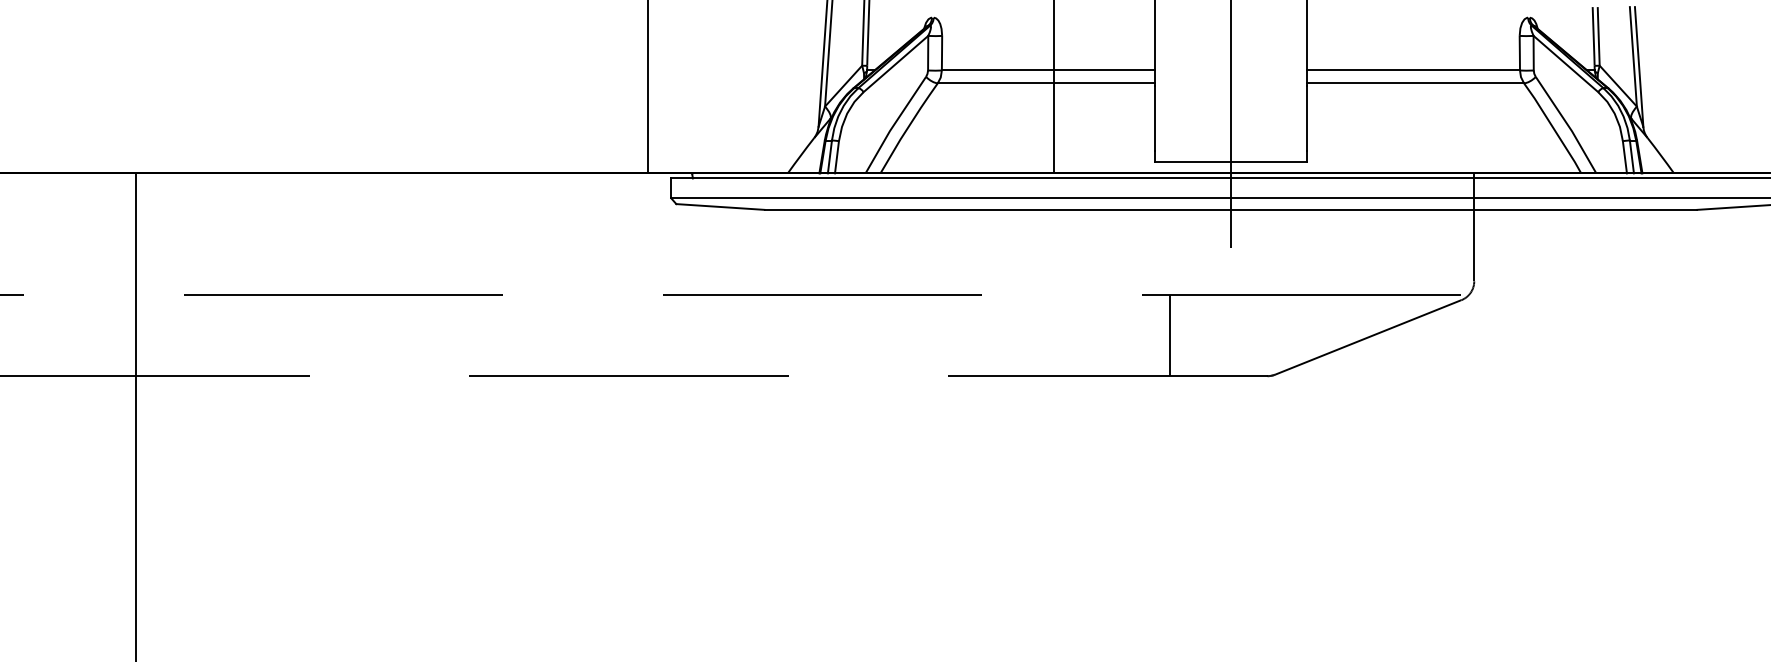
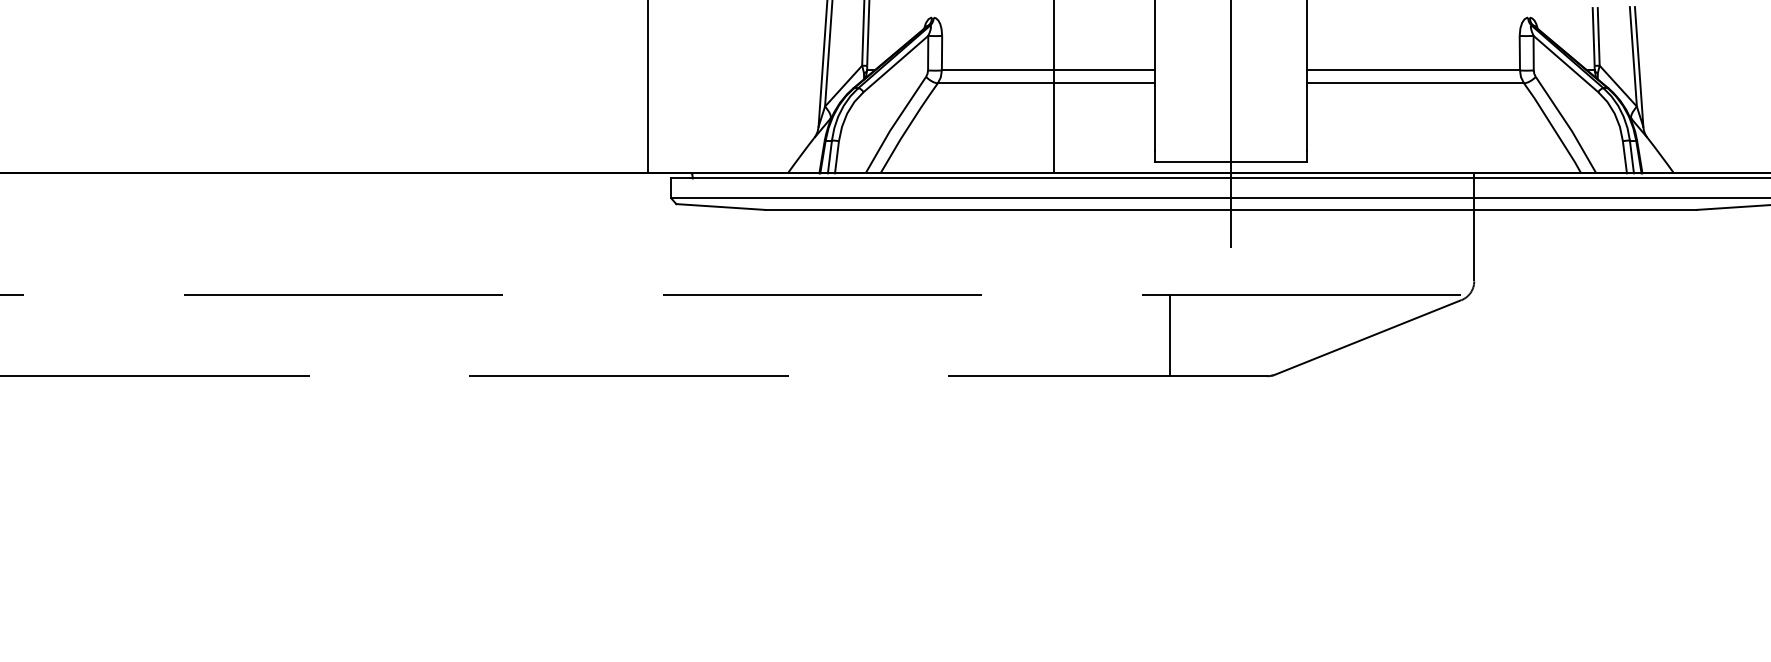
line: present -> none (135, 415)
